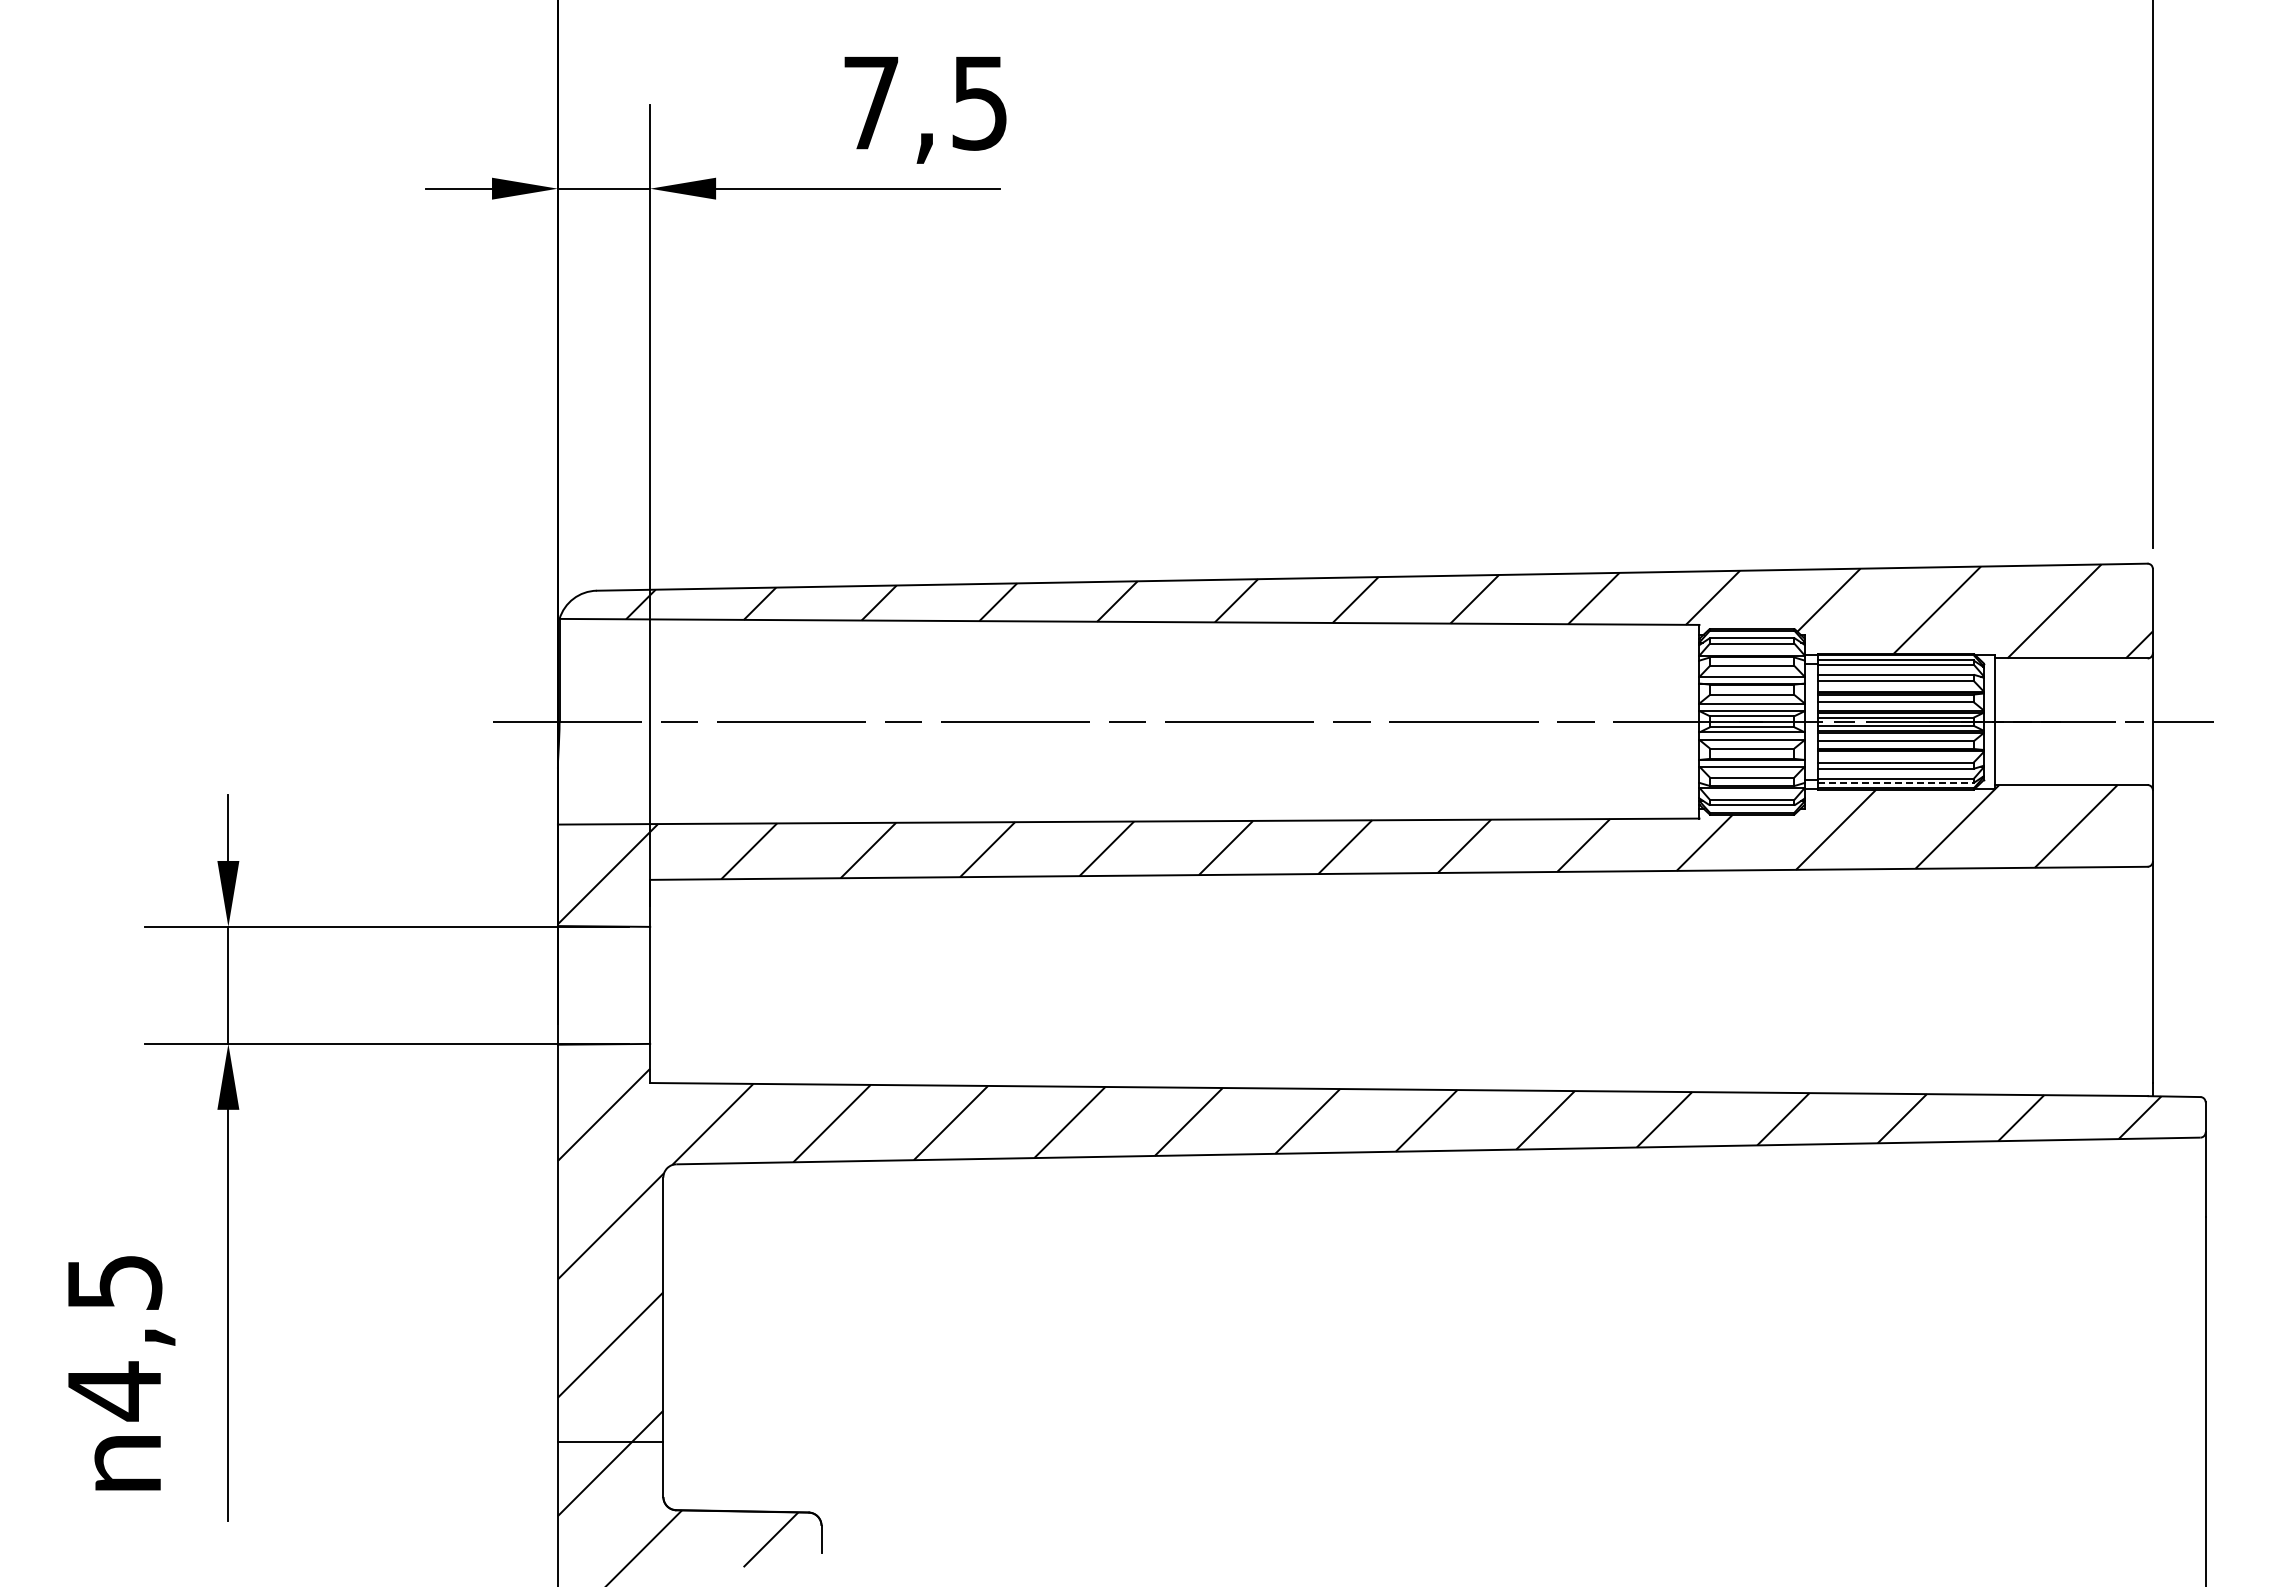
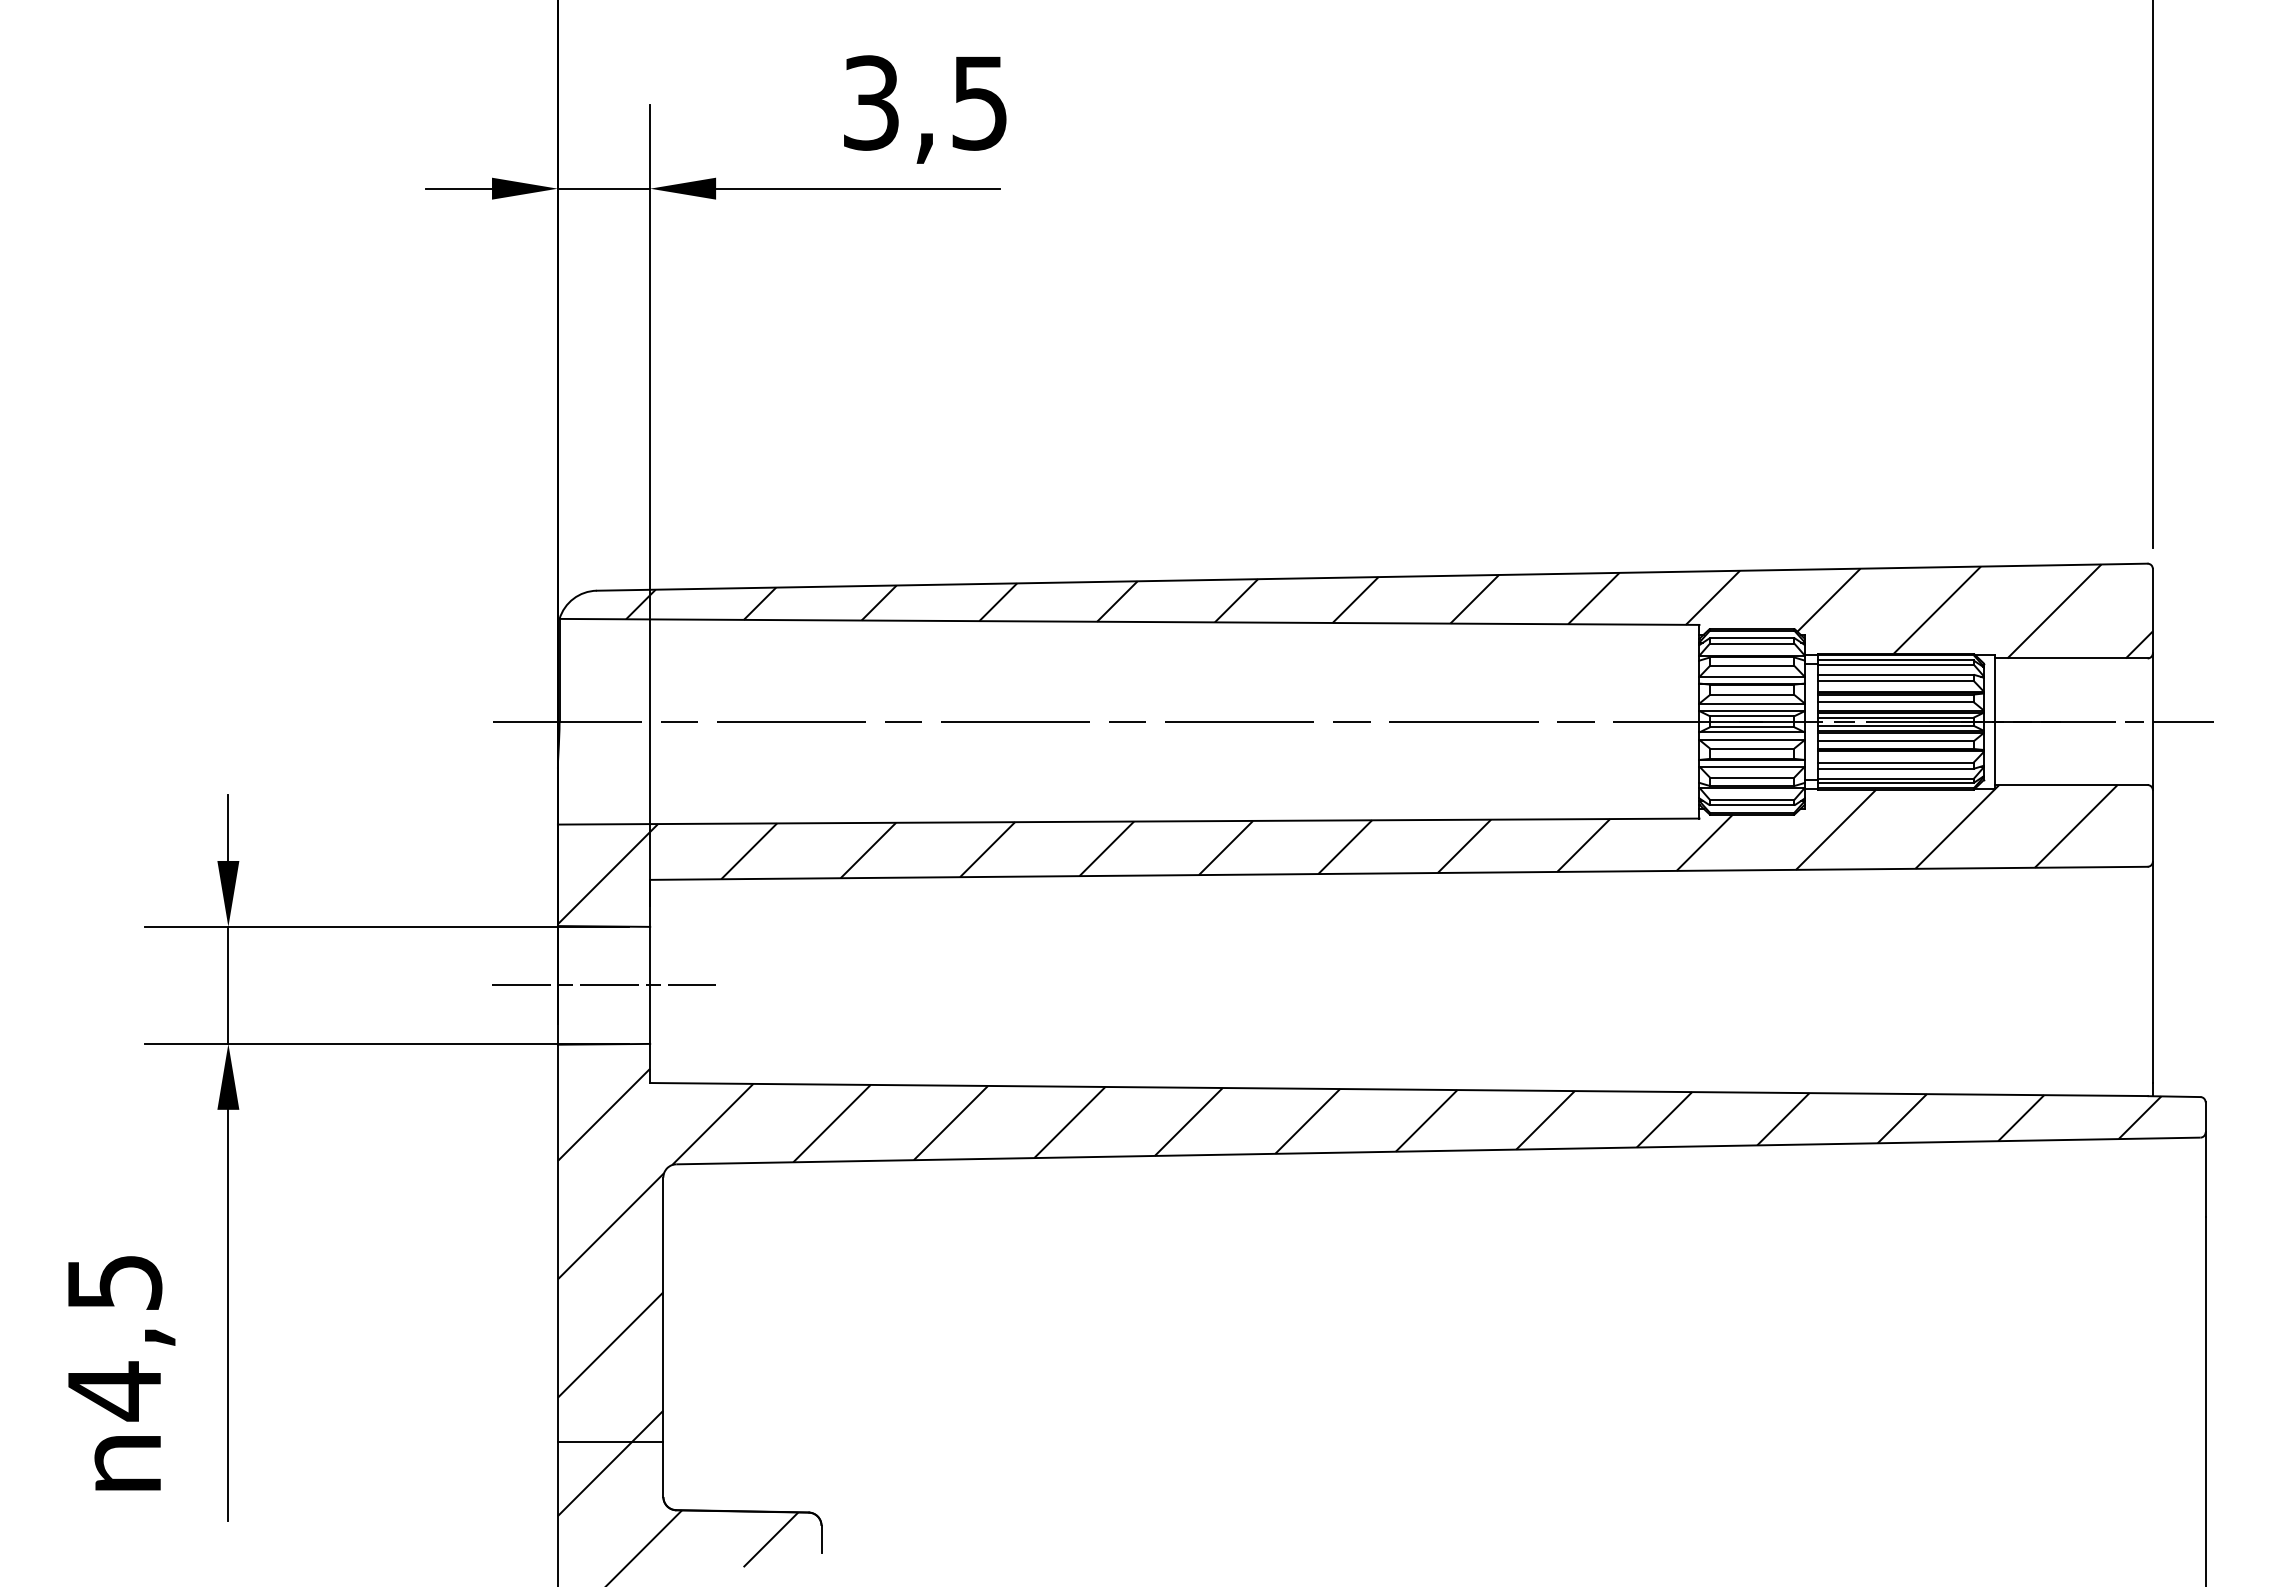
text: 7,5 -> 3,5 (871, 102)
line: dashed -> solid (1895, 783)
line: none -> present (604, 985)
